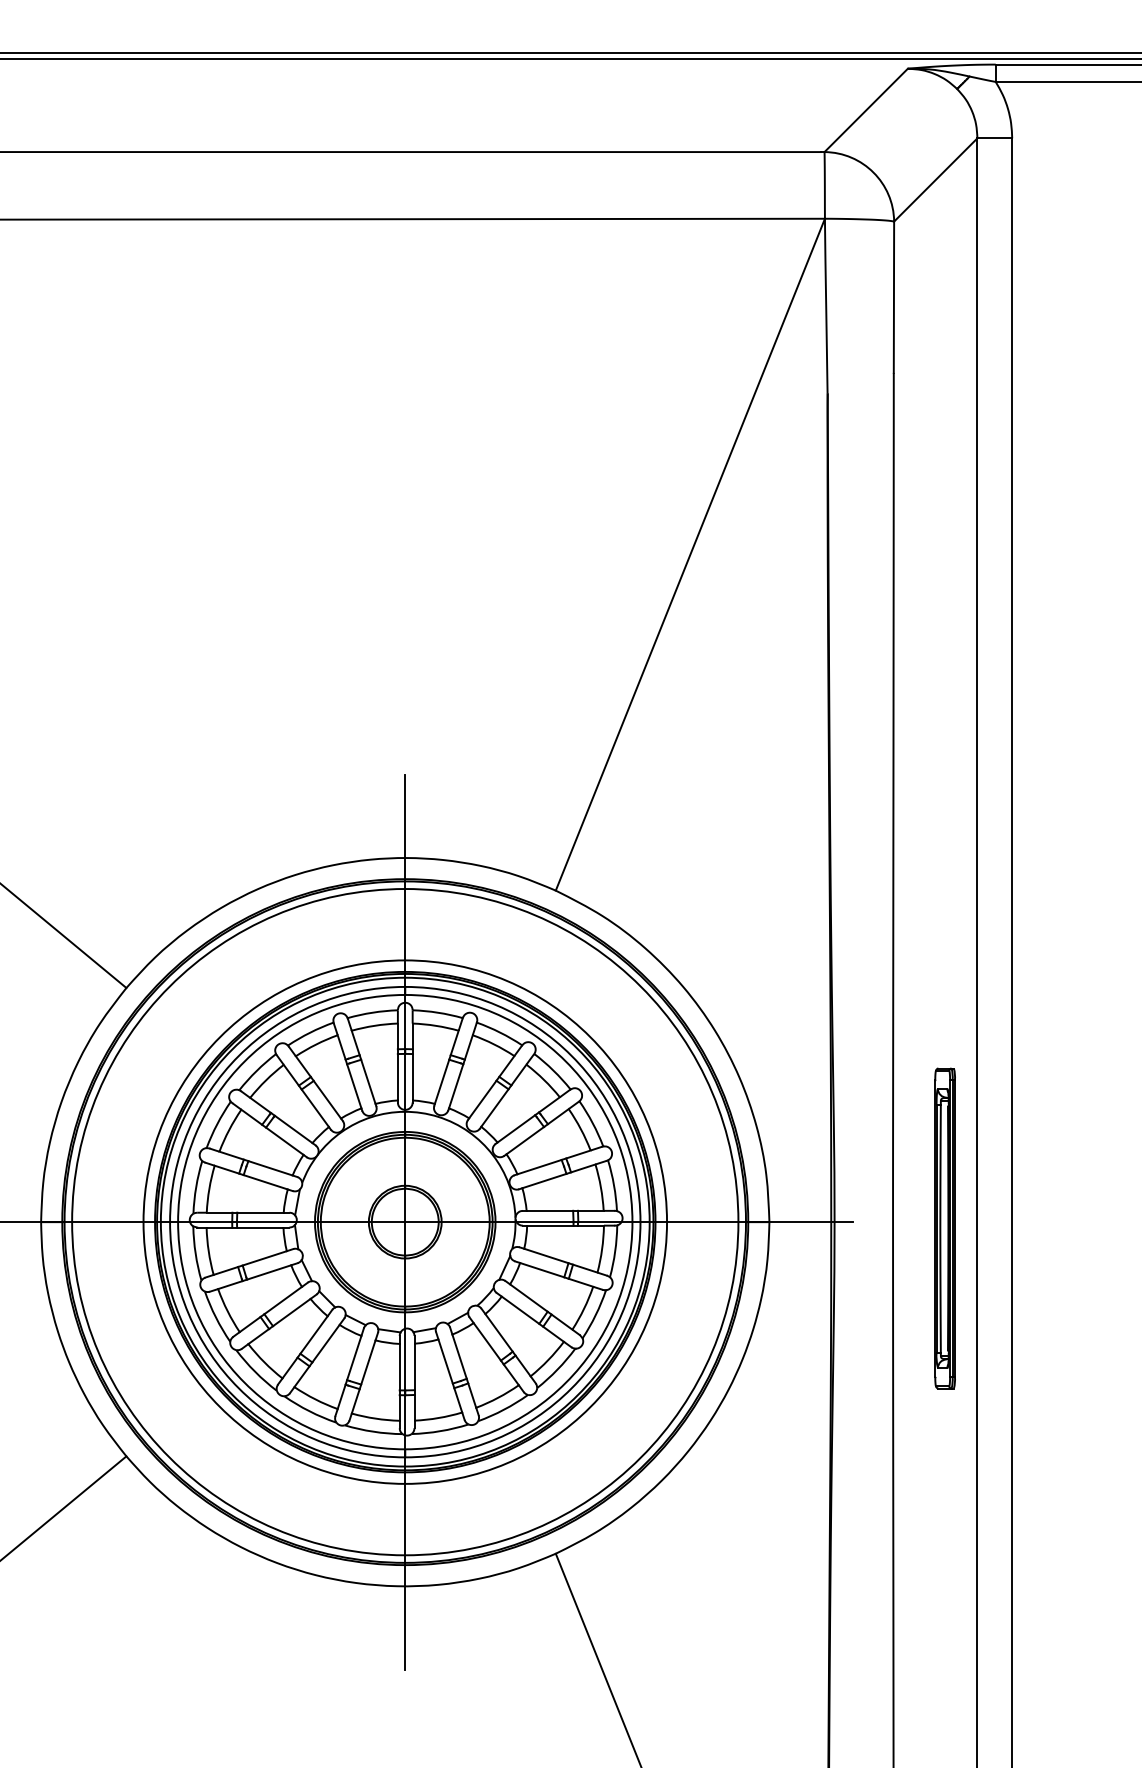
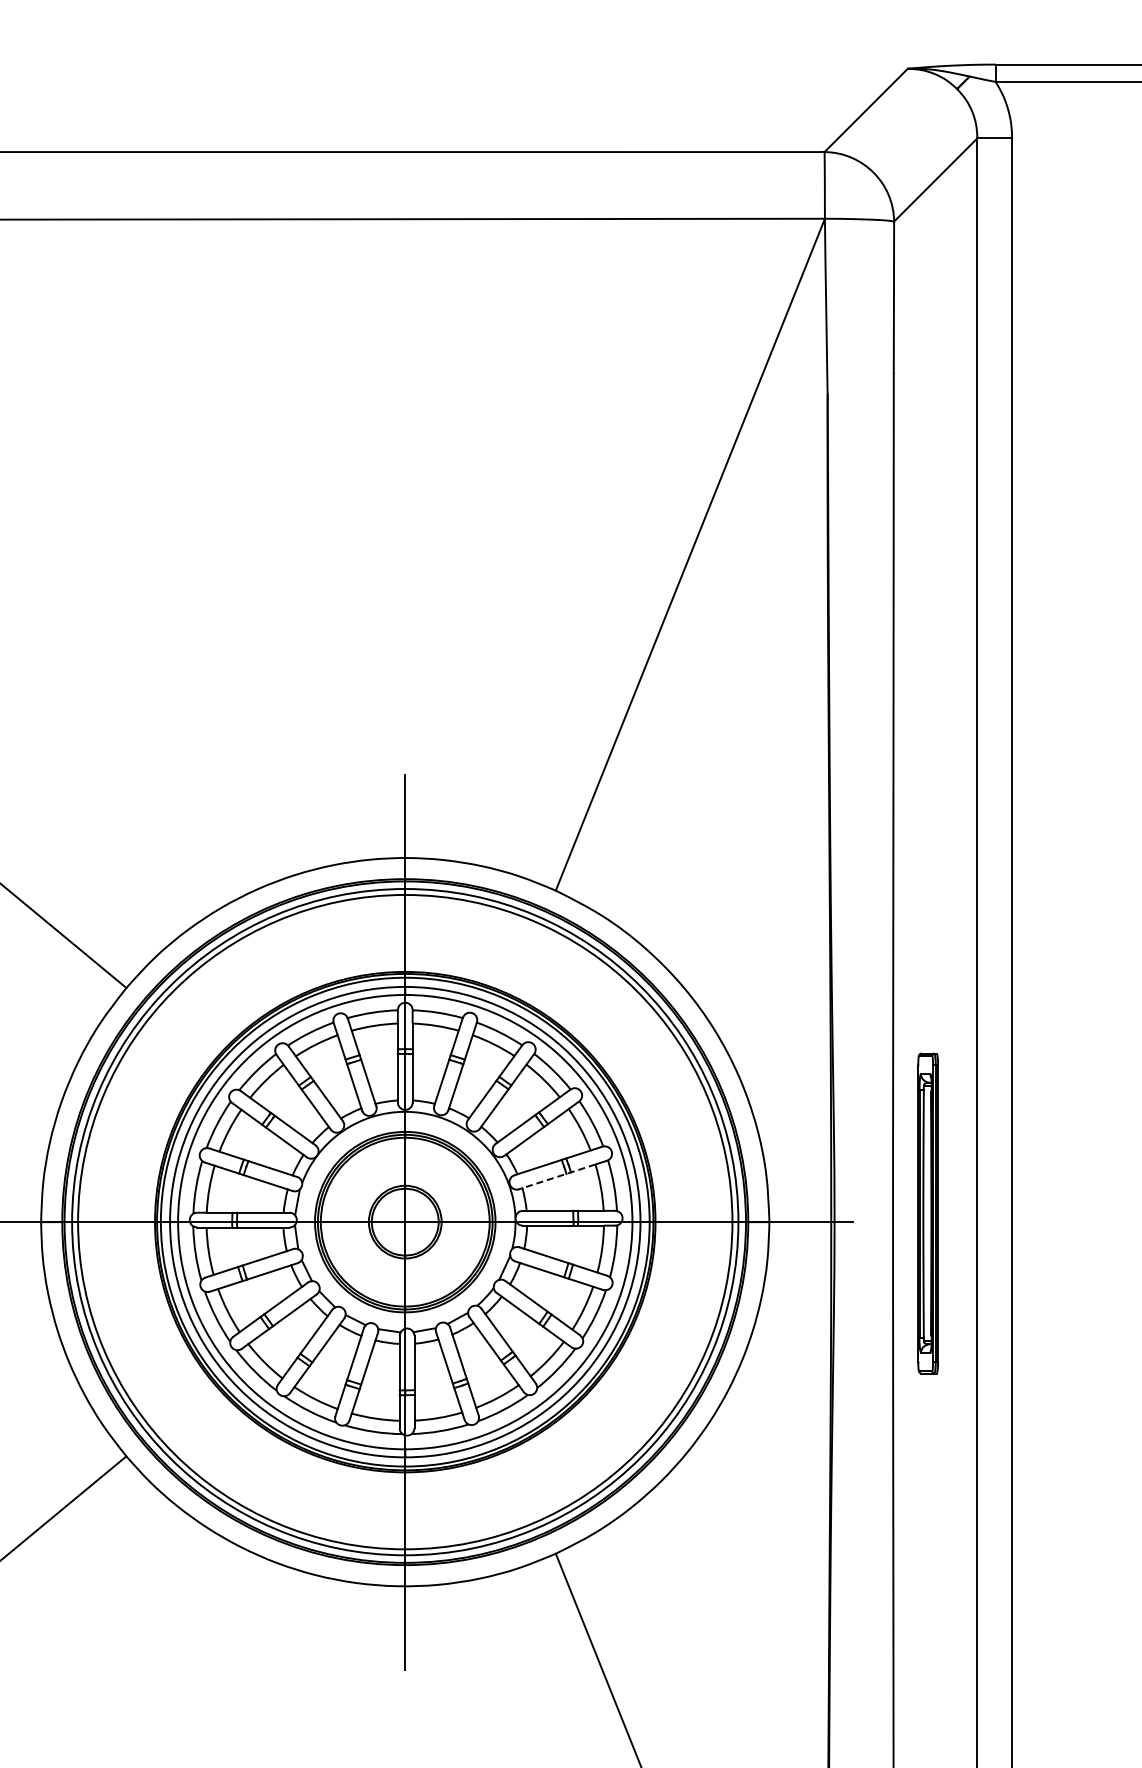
line: present -> none (570, 53)
line: present -> none (570, 58)
line: solid -> dashed (558, 1176)
circle diameter: 523 px -> 654 px (405, 1221)
part position: (944, 1228) -> (927, 1213) (927, 1213)
